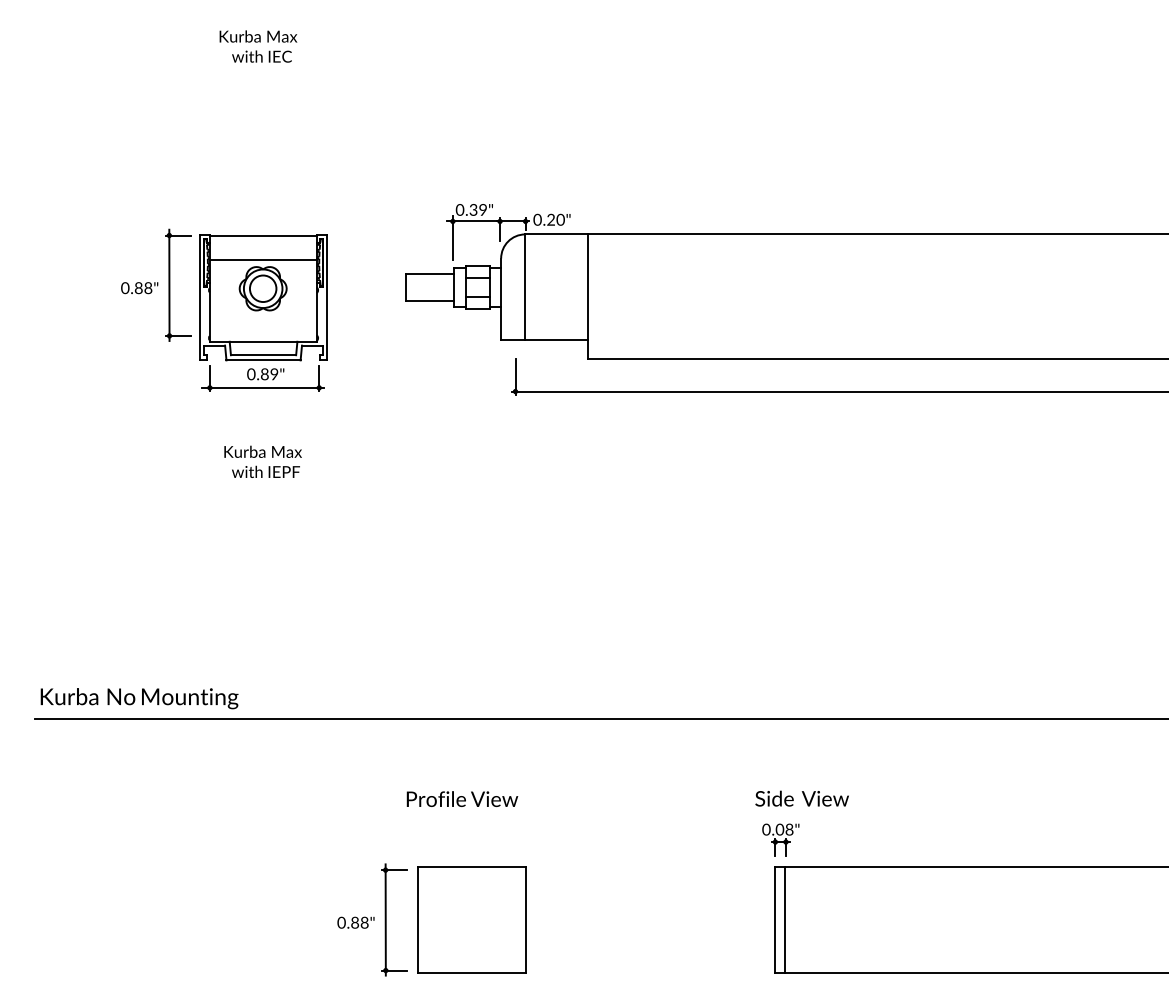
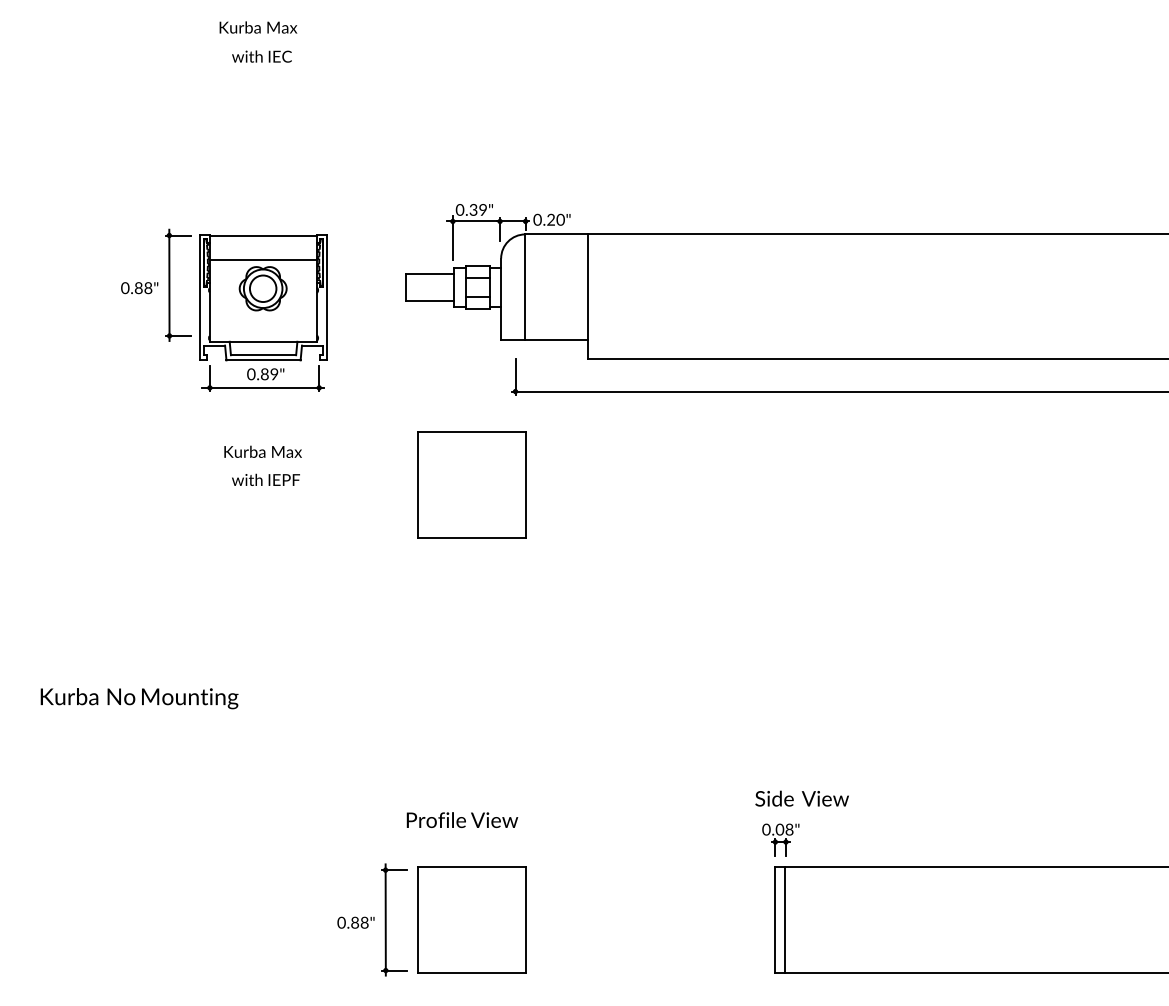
text position: (258, 36) -> (258, 27) (258, 27)
text position: (265, 471) -> (265, 479) (265, 479)
part: none -> present (471, 484)
line: present -> none (600, 719)
text position: (462, 798) -> (462, 819) (462, 819)
